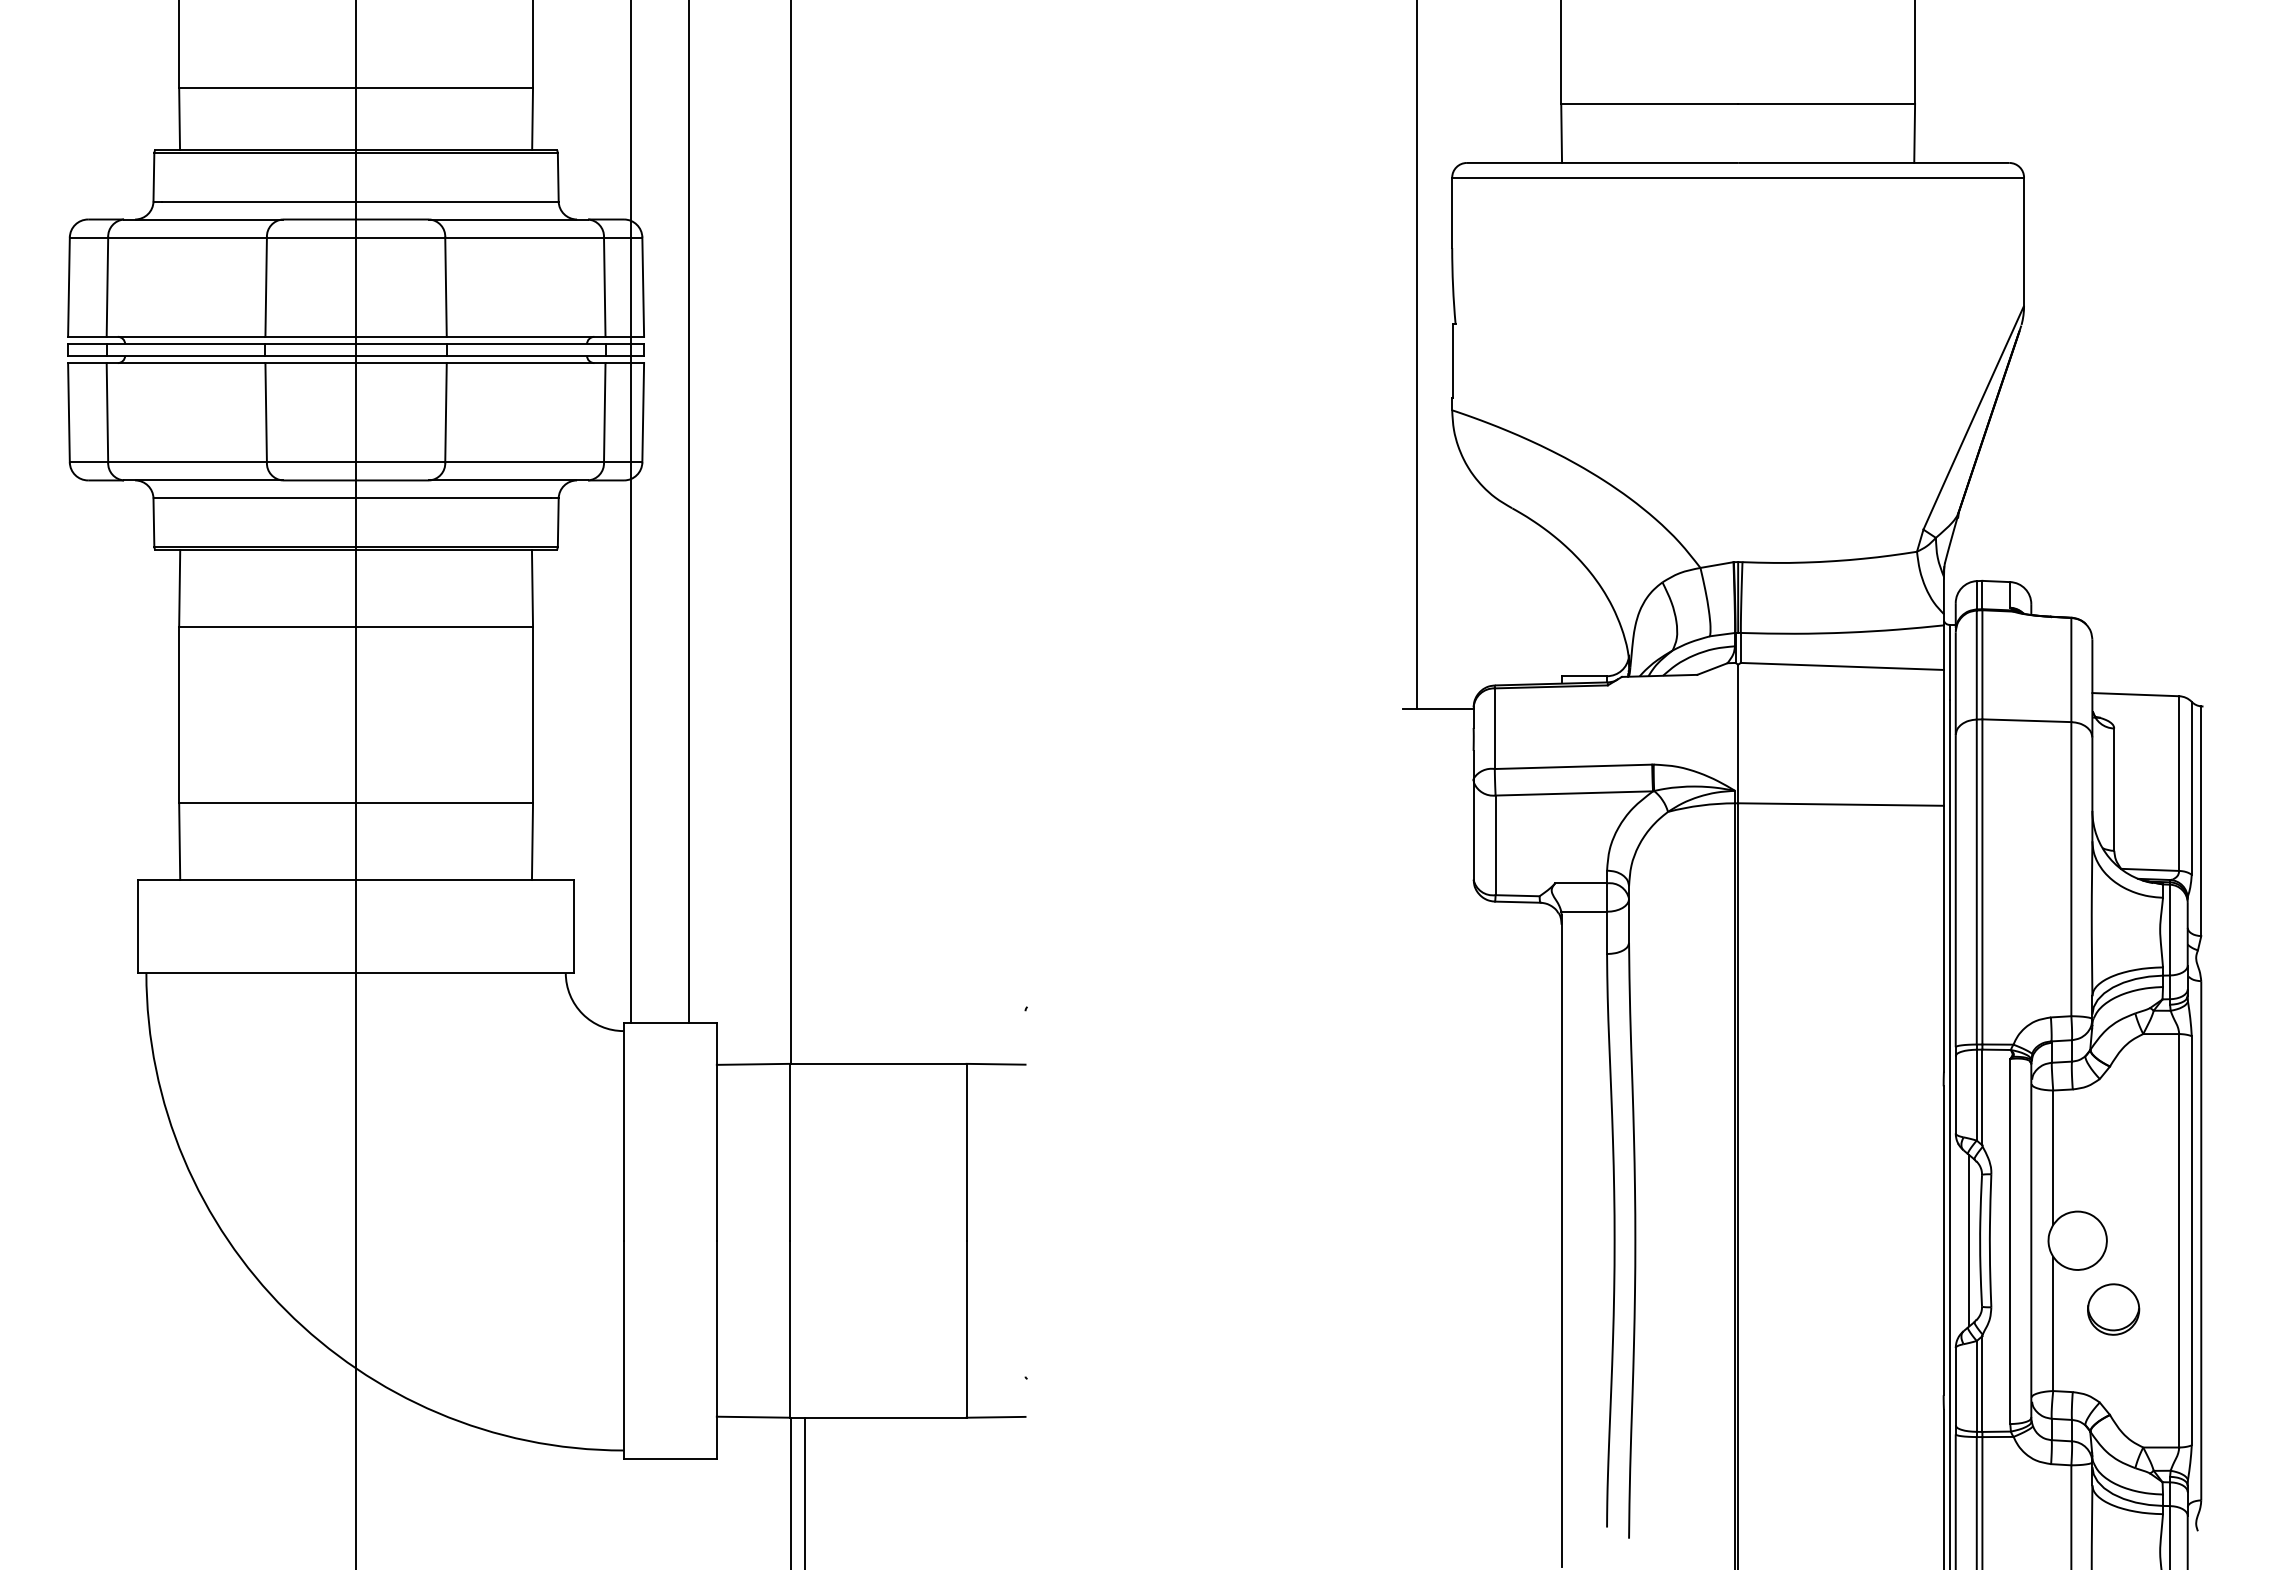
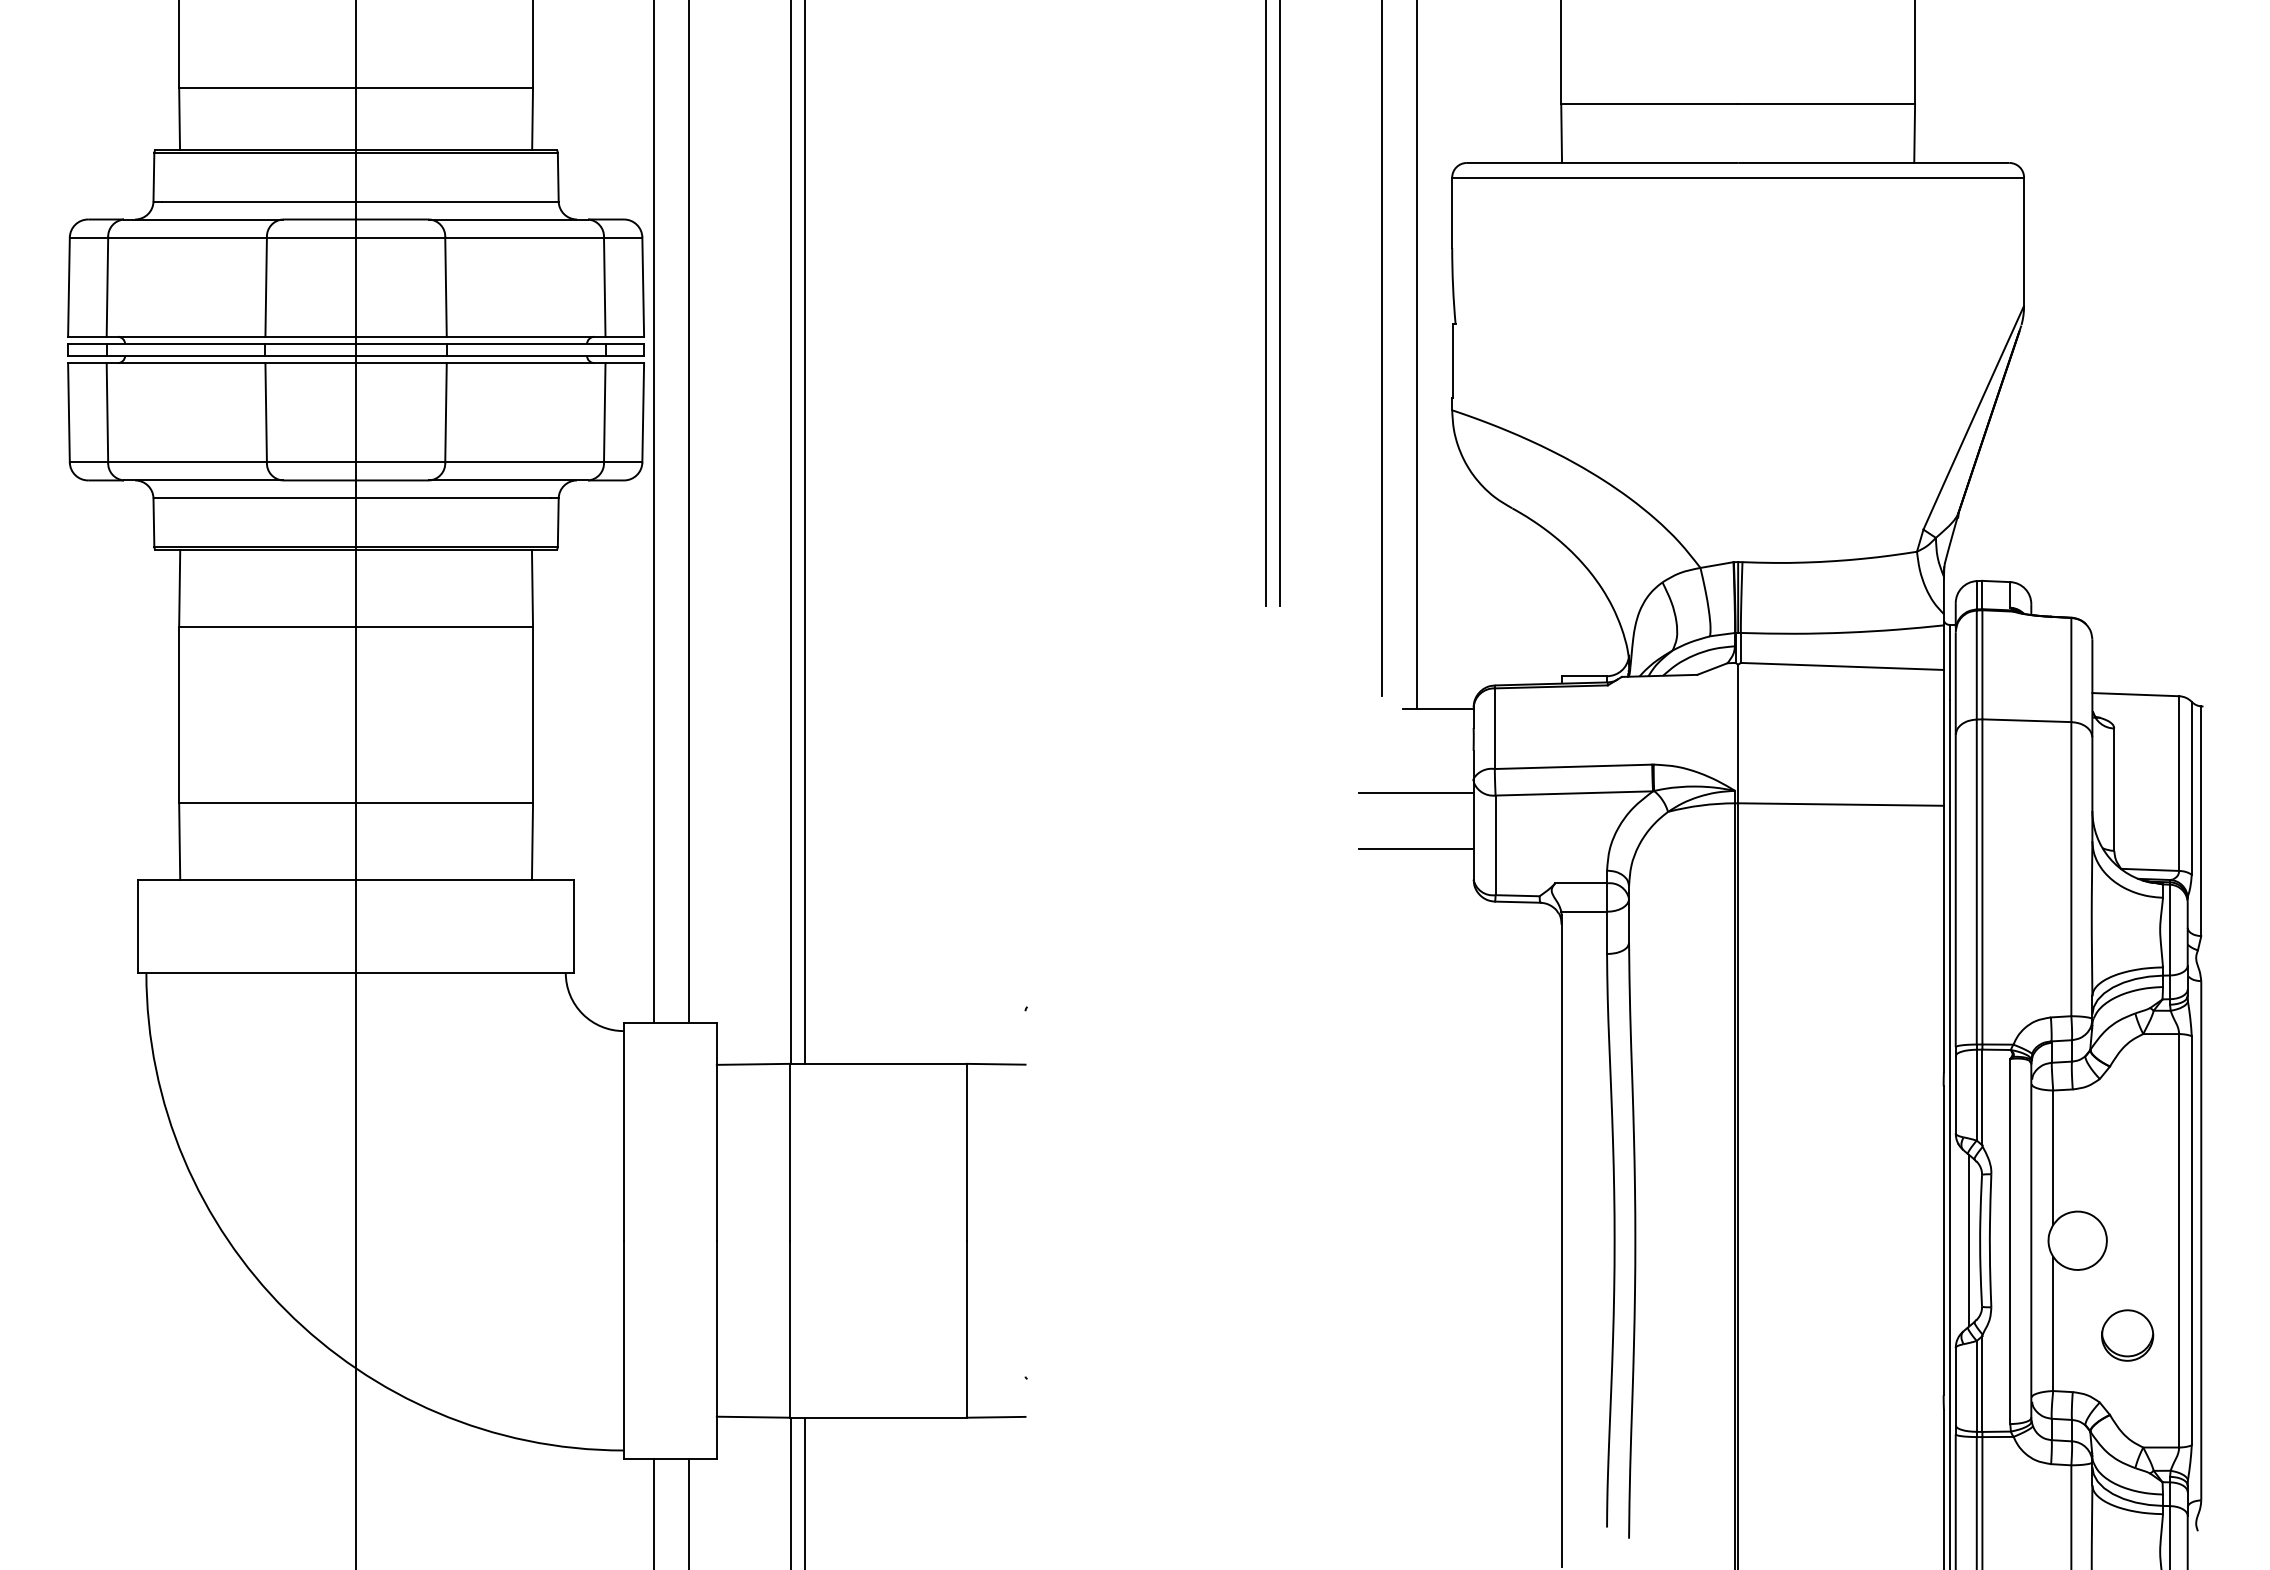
line: none -> present (1265, 304)
line: none -> present (1279, 304)
line: none -> present (1382, 348)
line position: (630, 512) -> (653, 512) (653, 512)
line: none -> present (805, 532)
line: none -> present (1416, 792)
line: none -> present (1416, 848)
part position: (2113, 1309) -> (2127, 1335) (2127, 1335)
line: none -> present (653, 1512)
line: none -> present (688, 1512)
